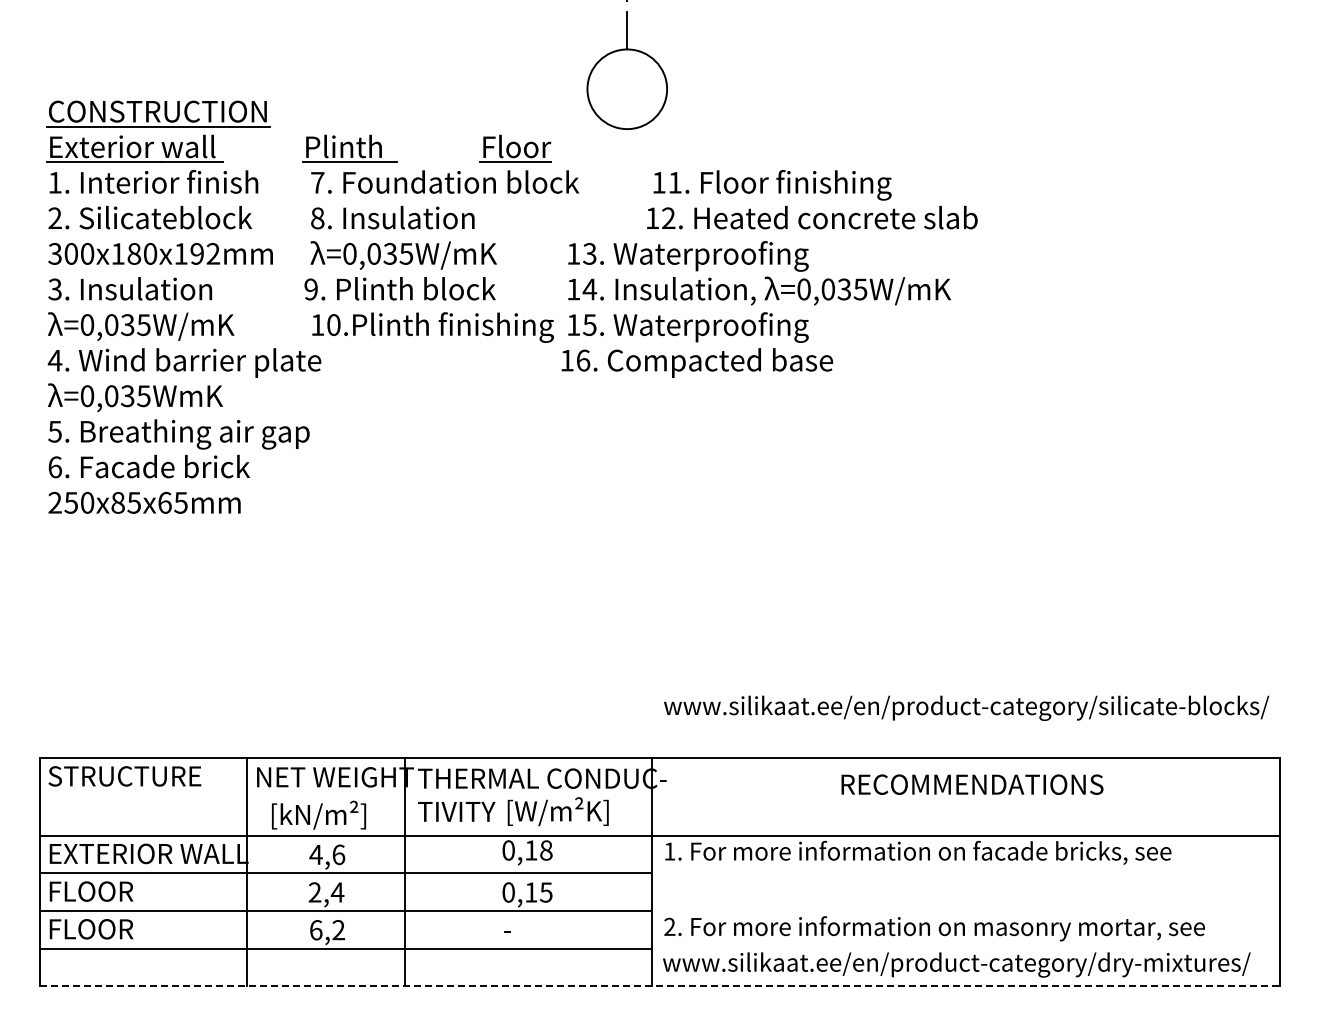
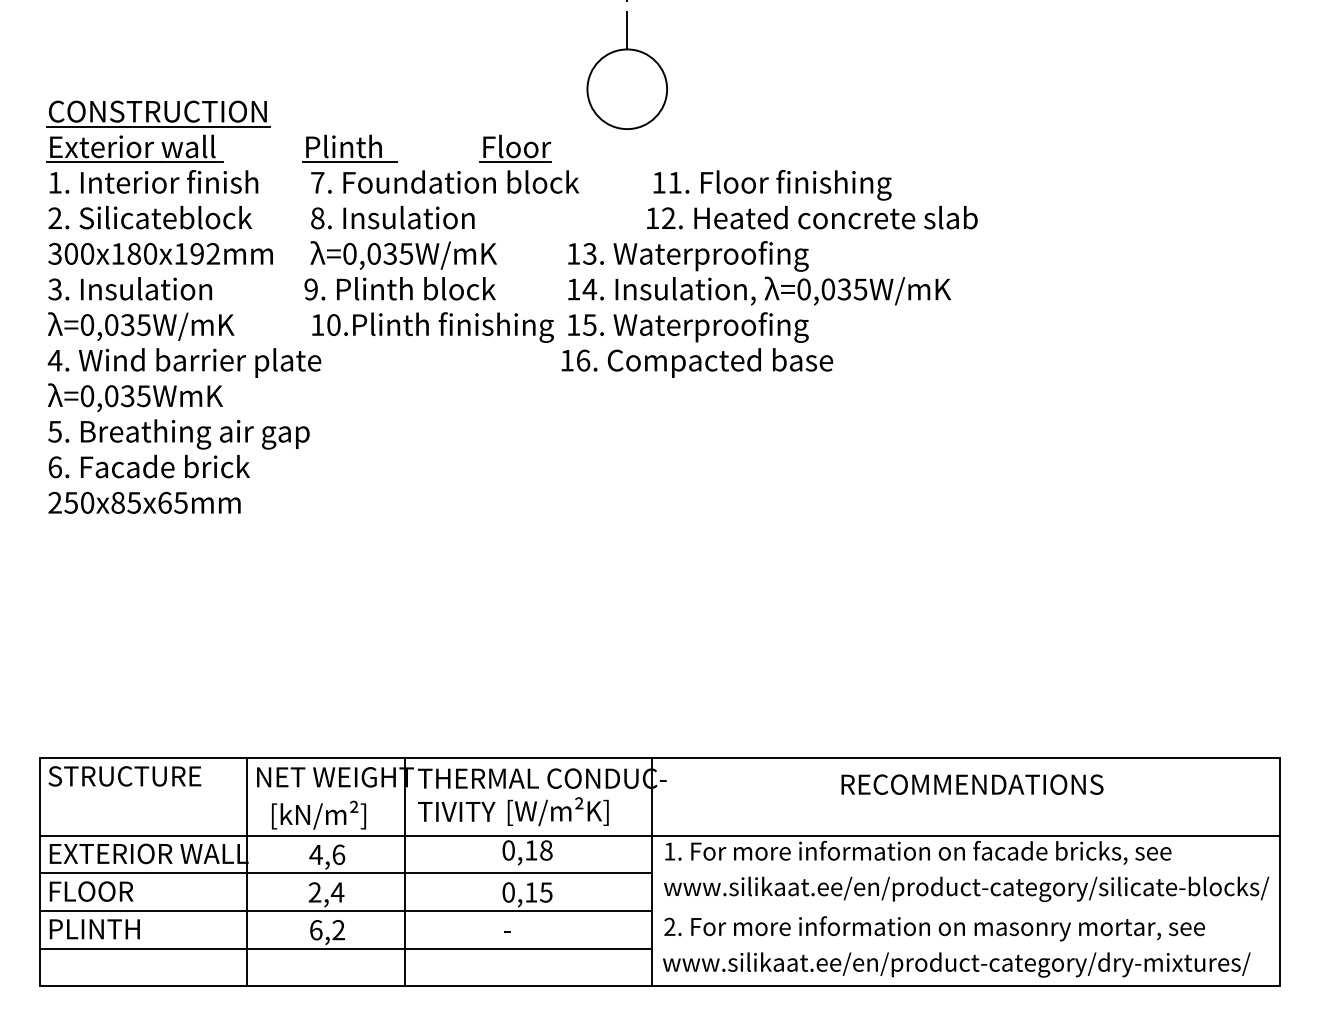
text position: (966, 707) -> (966, 888) (966, 888)
text: FLOOR -> PLINTH (95, 929)
line: dashed -> solid (660, 986)
